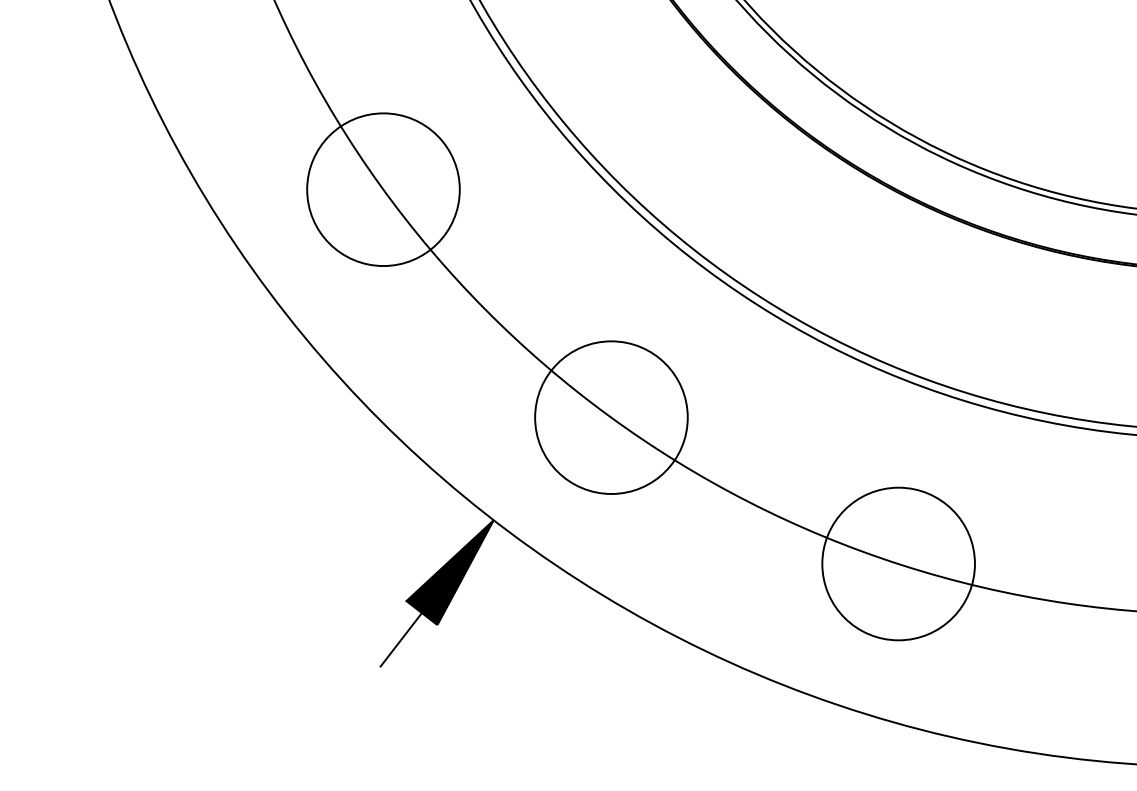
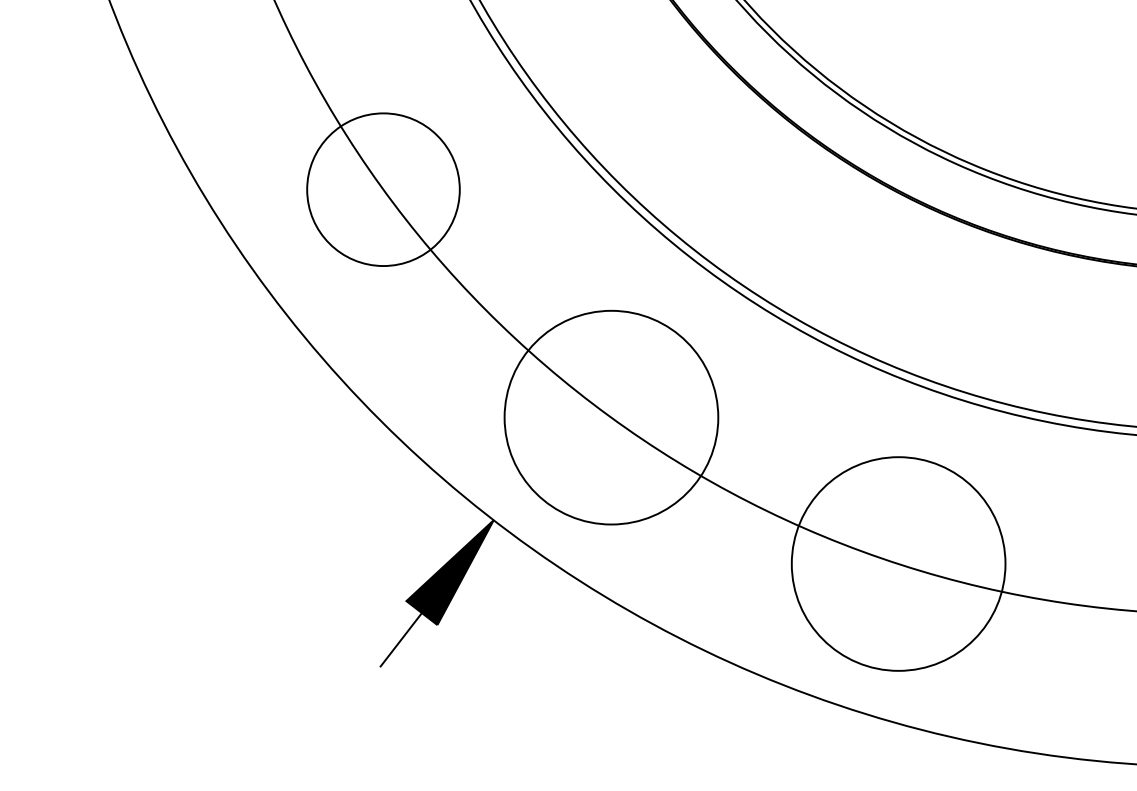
circle diameter: 153 px -> 214 px (611, 417)
circle diameter: 153 px -> 214 px (898, 563)
